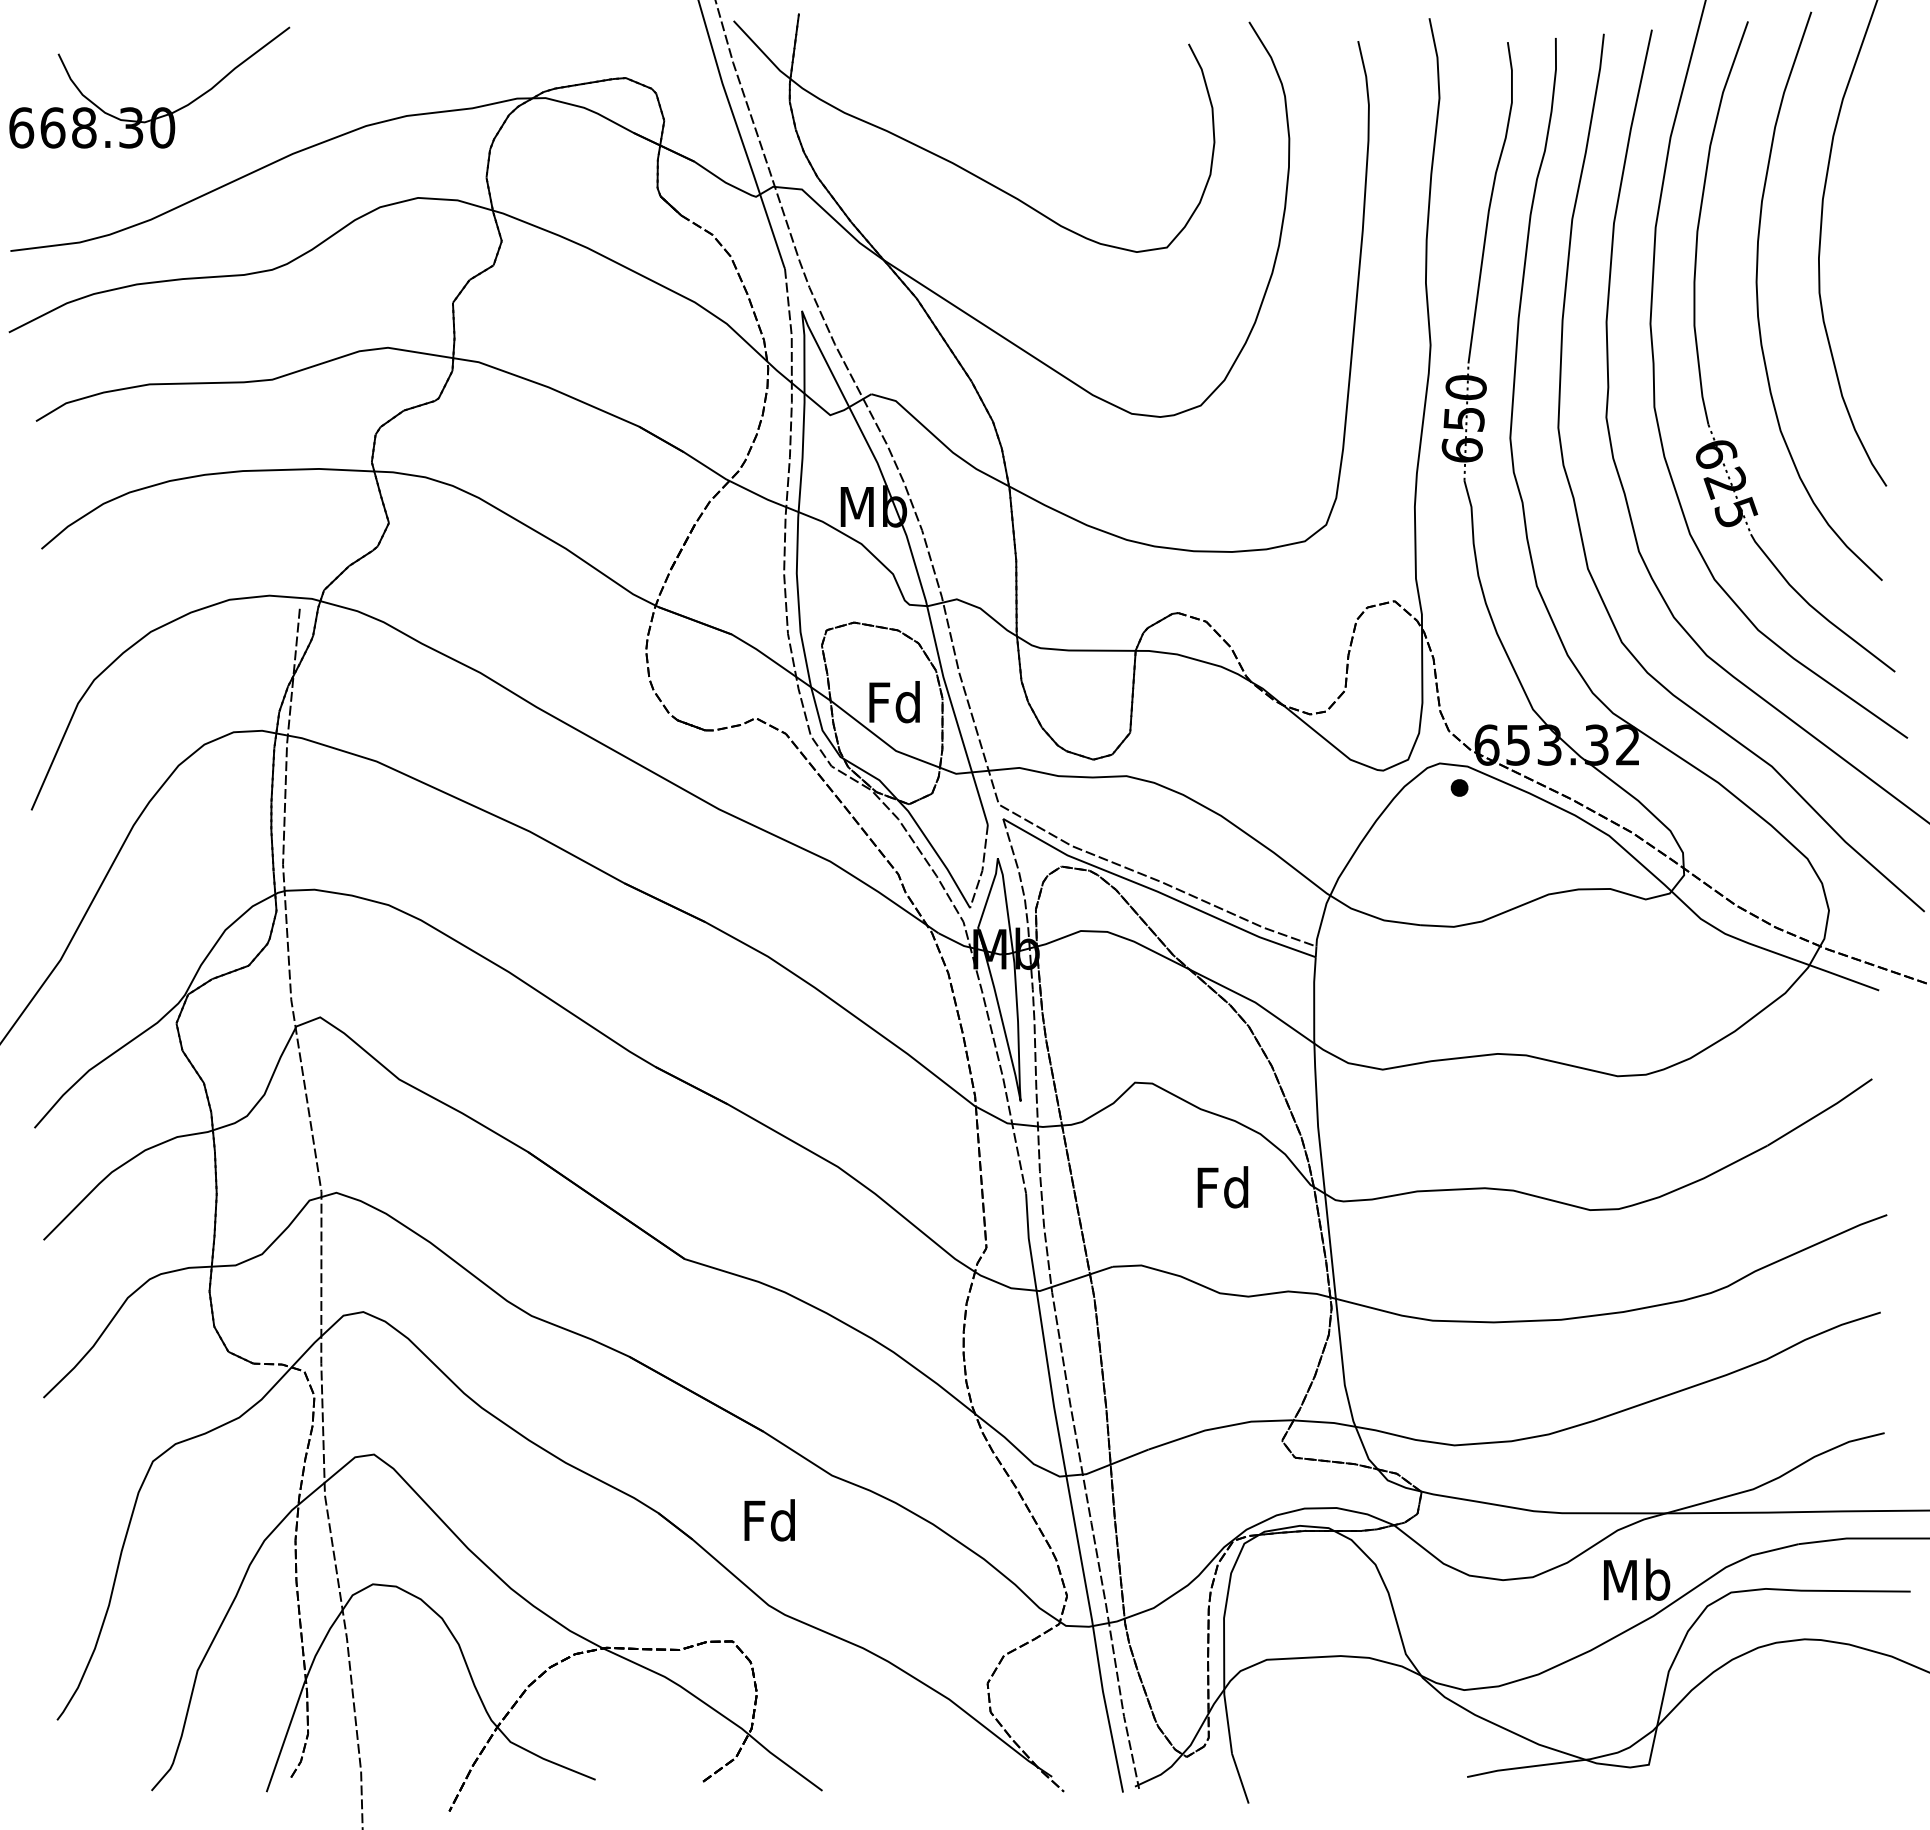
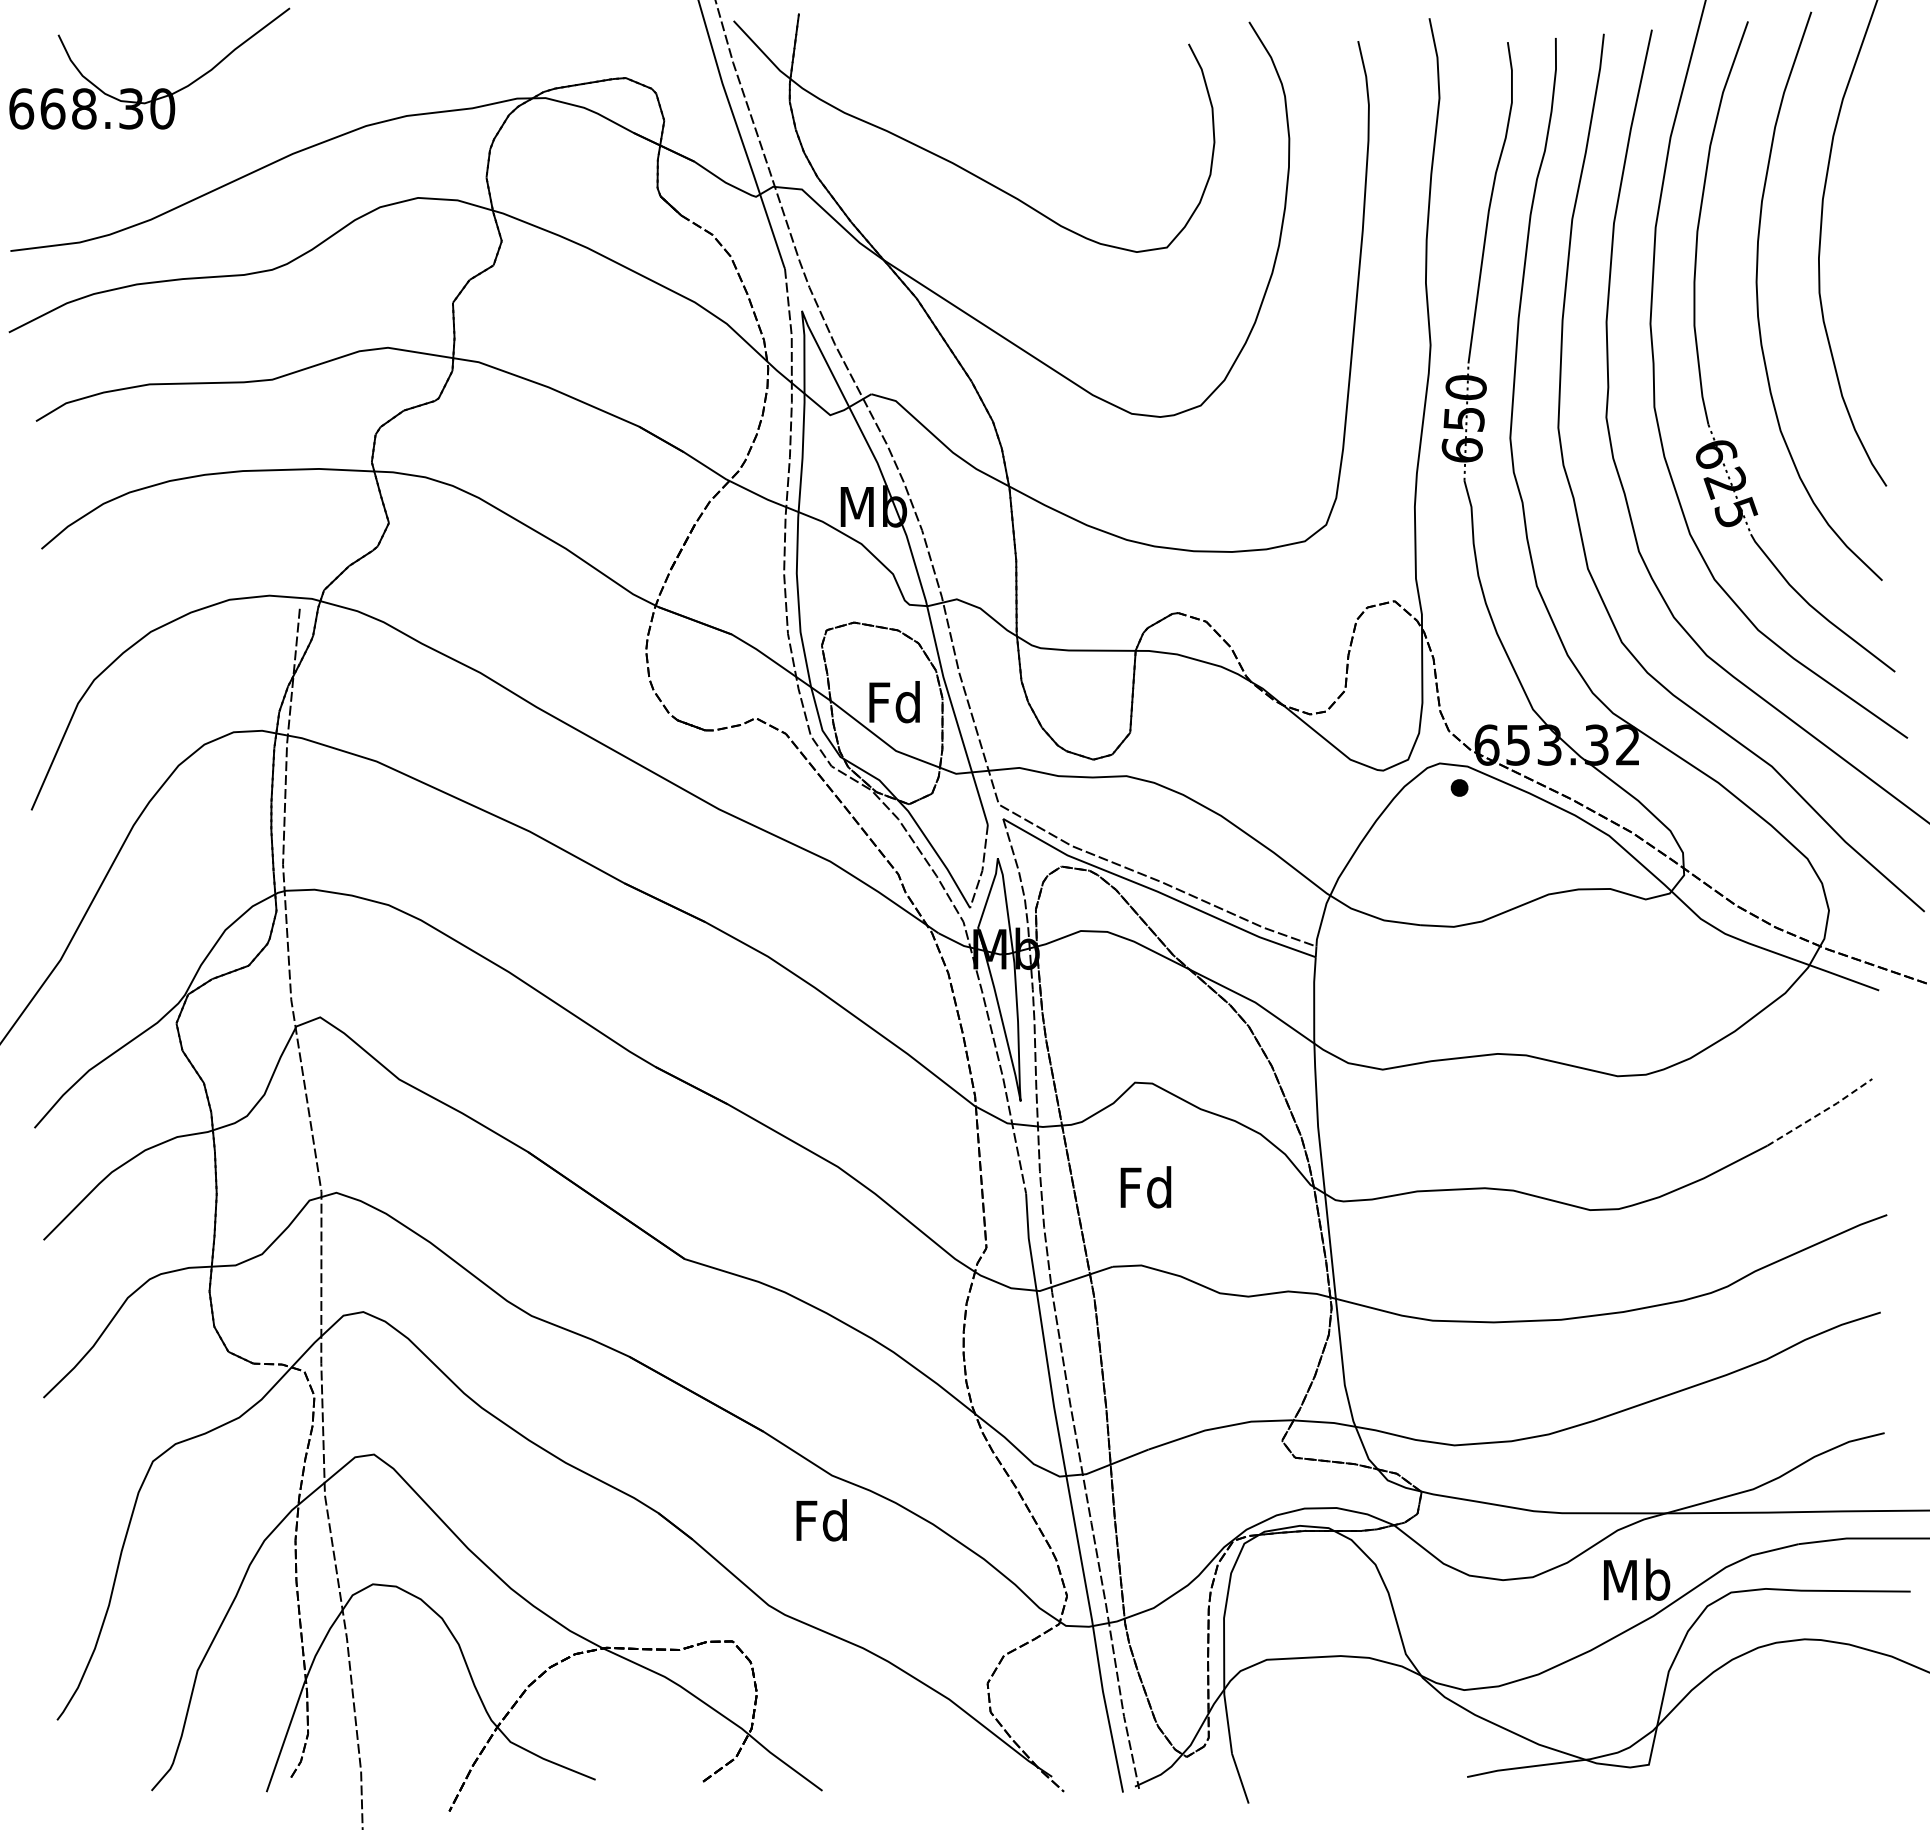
part position: (159, 107) -> (159, 88) (159, 88)
line: solid -> dashed (1821, 1113)
text position: (1222, 1187) -> (1145, 1187) (1145, 1187)
text position: (769, 1520) -> (821, 1520) (821, 1520)
